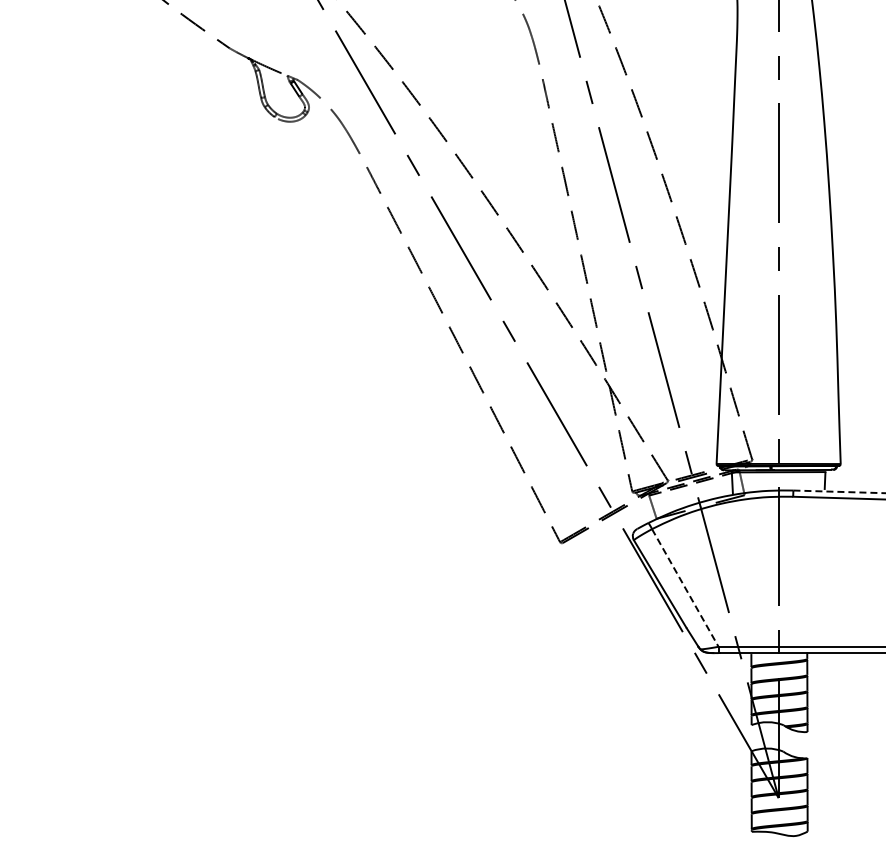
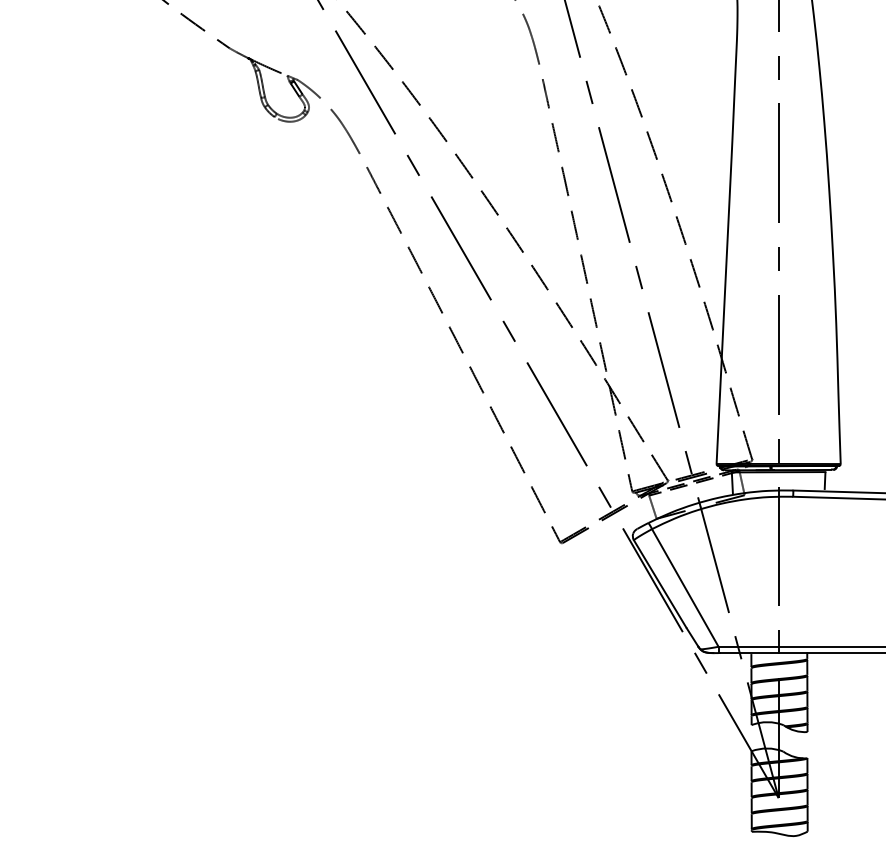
line: dashed -> solid (839, 491)
line: dashed -> solid (685, 587)
